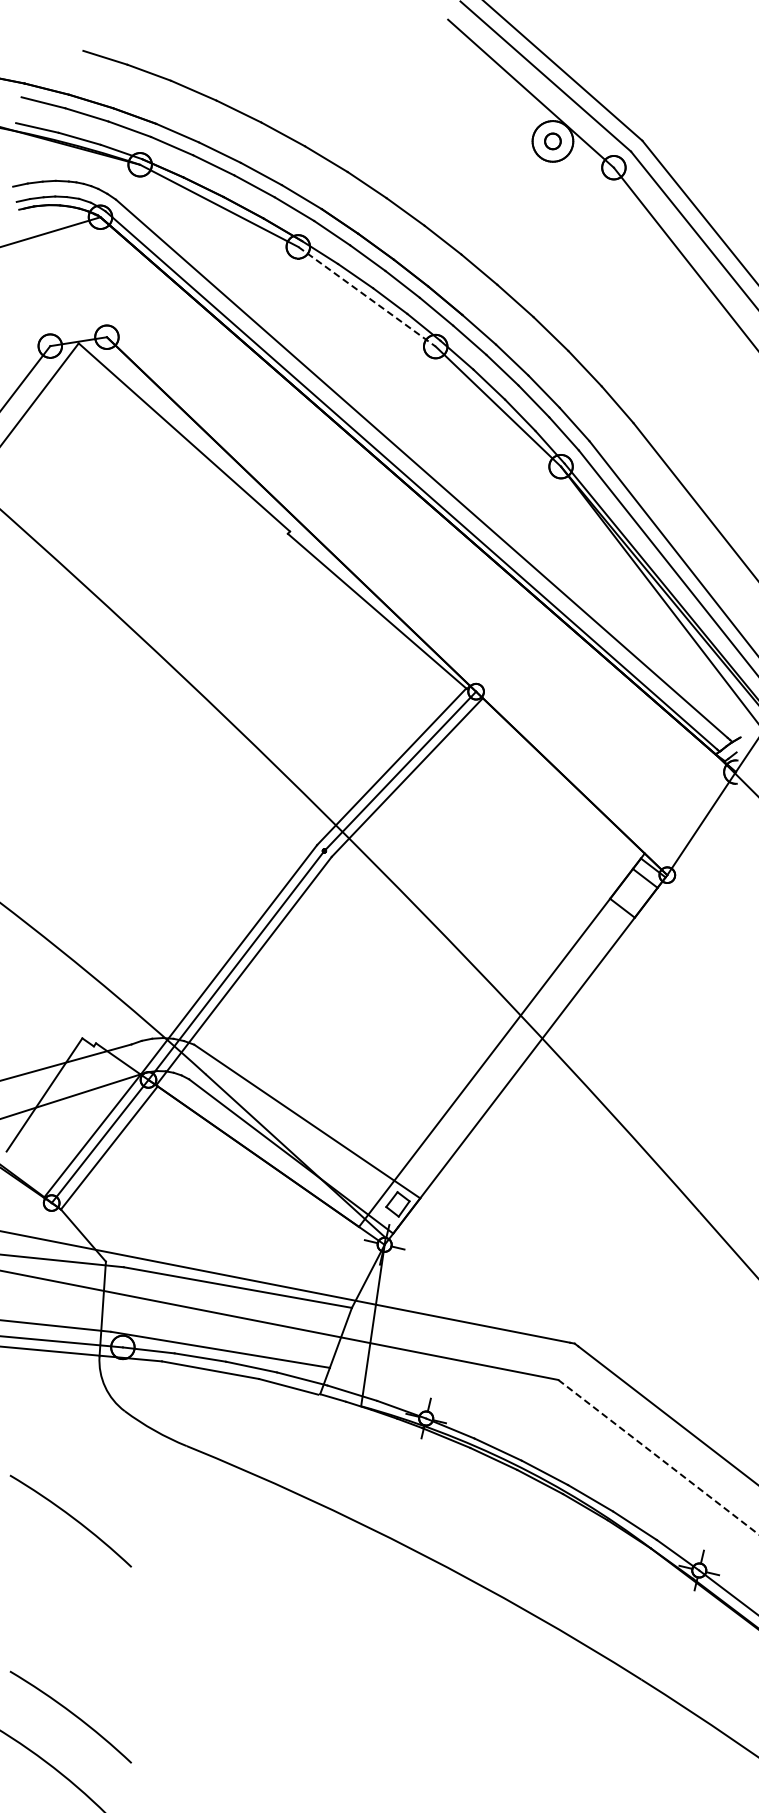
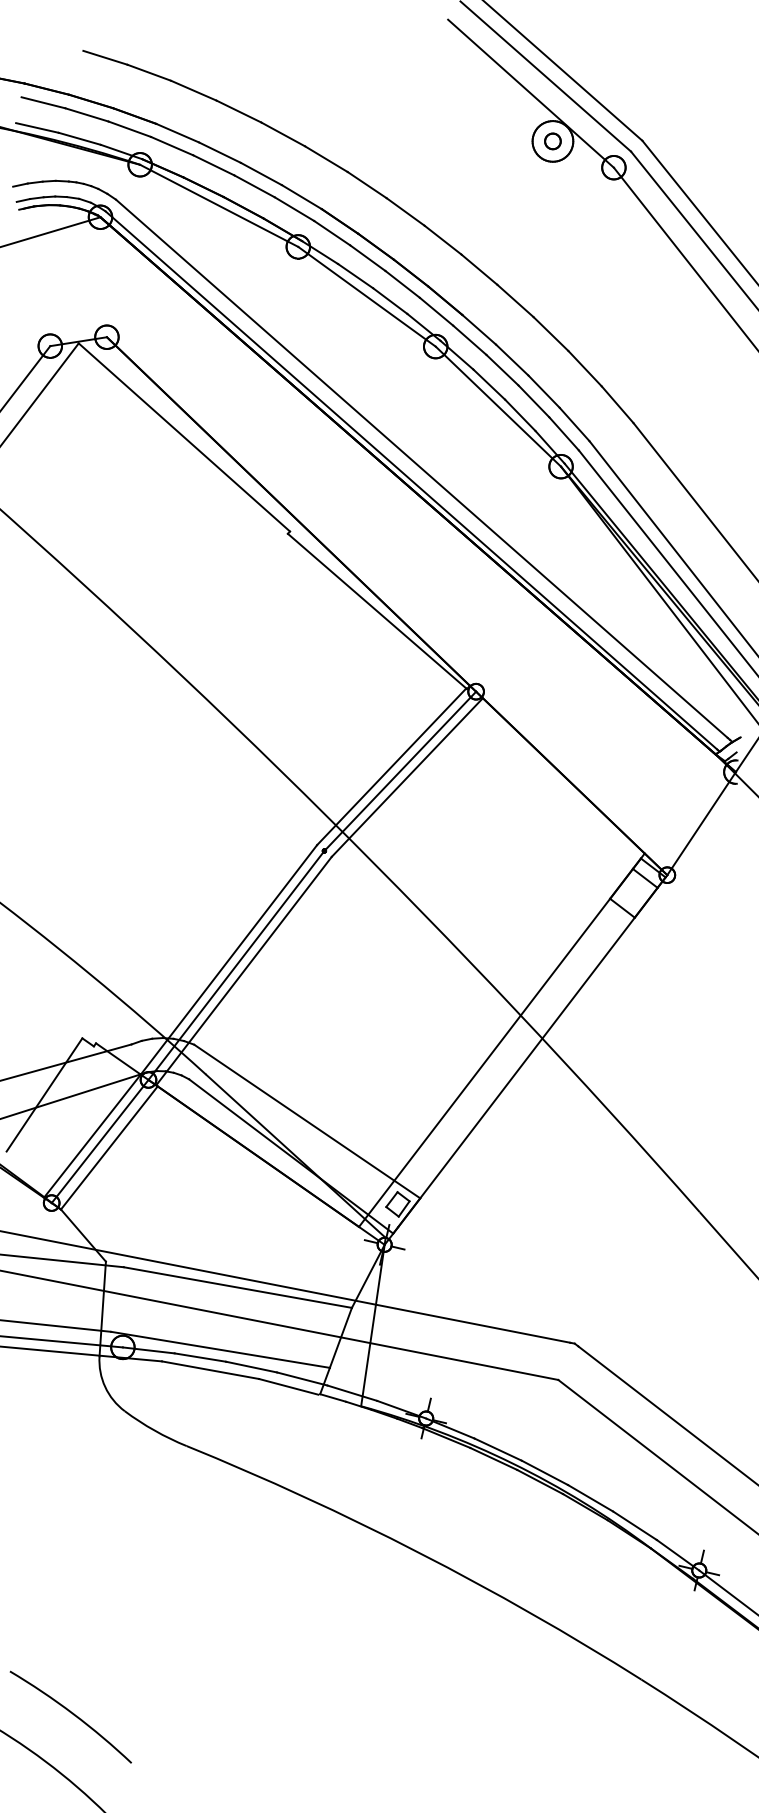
line: dashed -> solid (367, 296)
line: dashed -> solid (658, 1457)
arc: present -> none (72, 1518)
